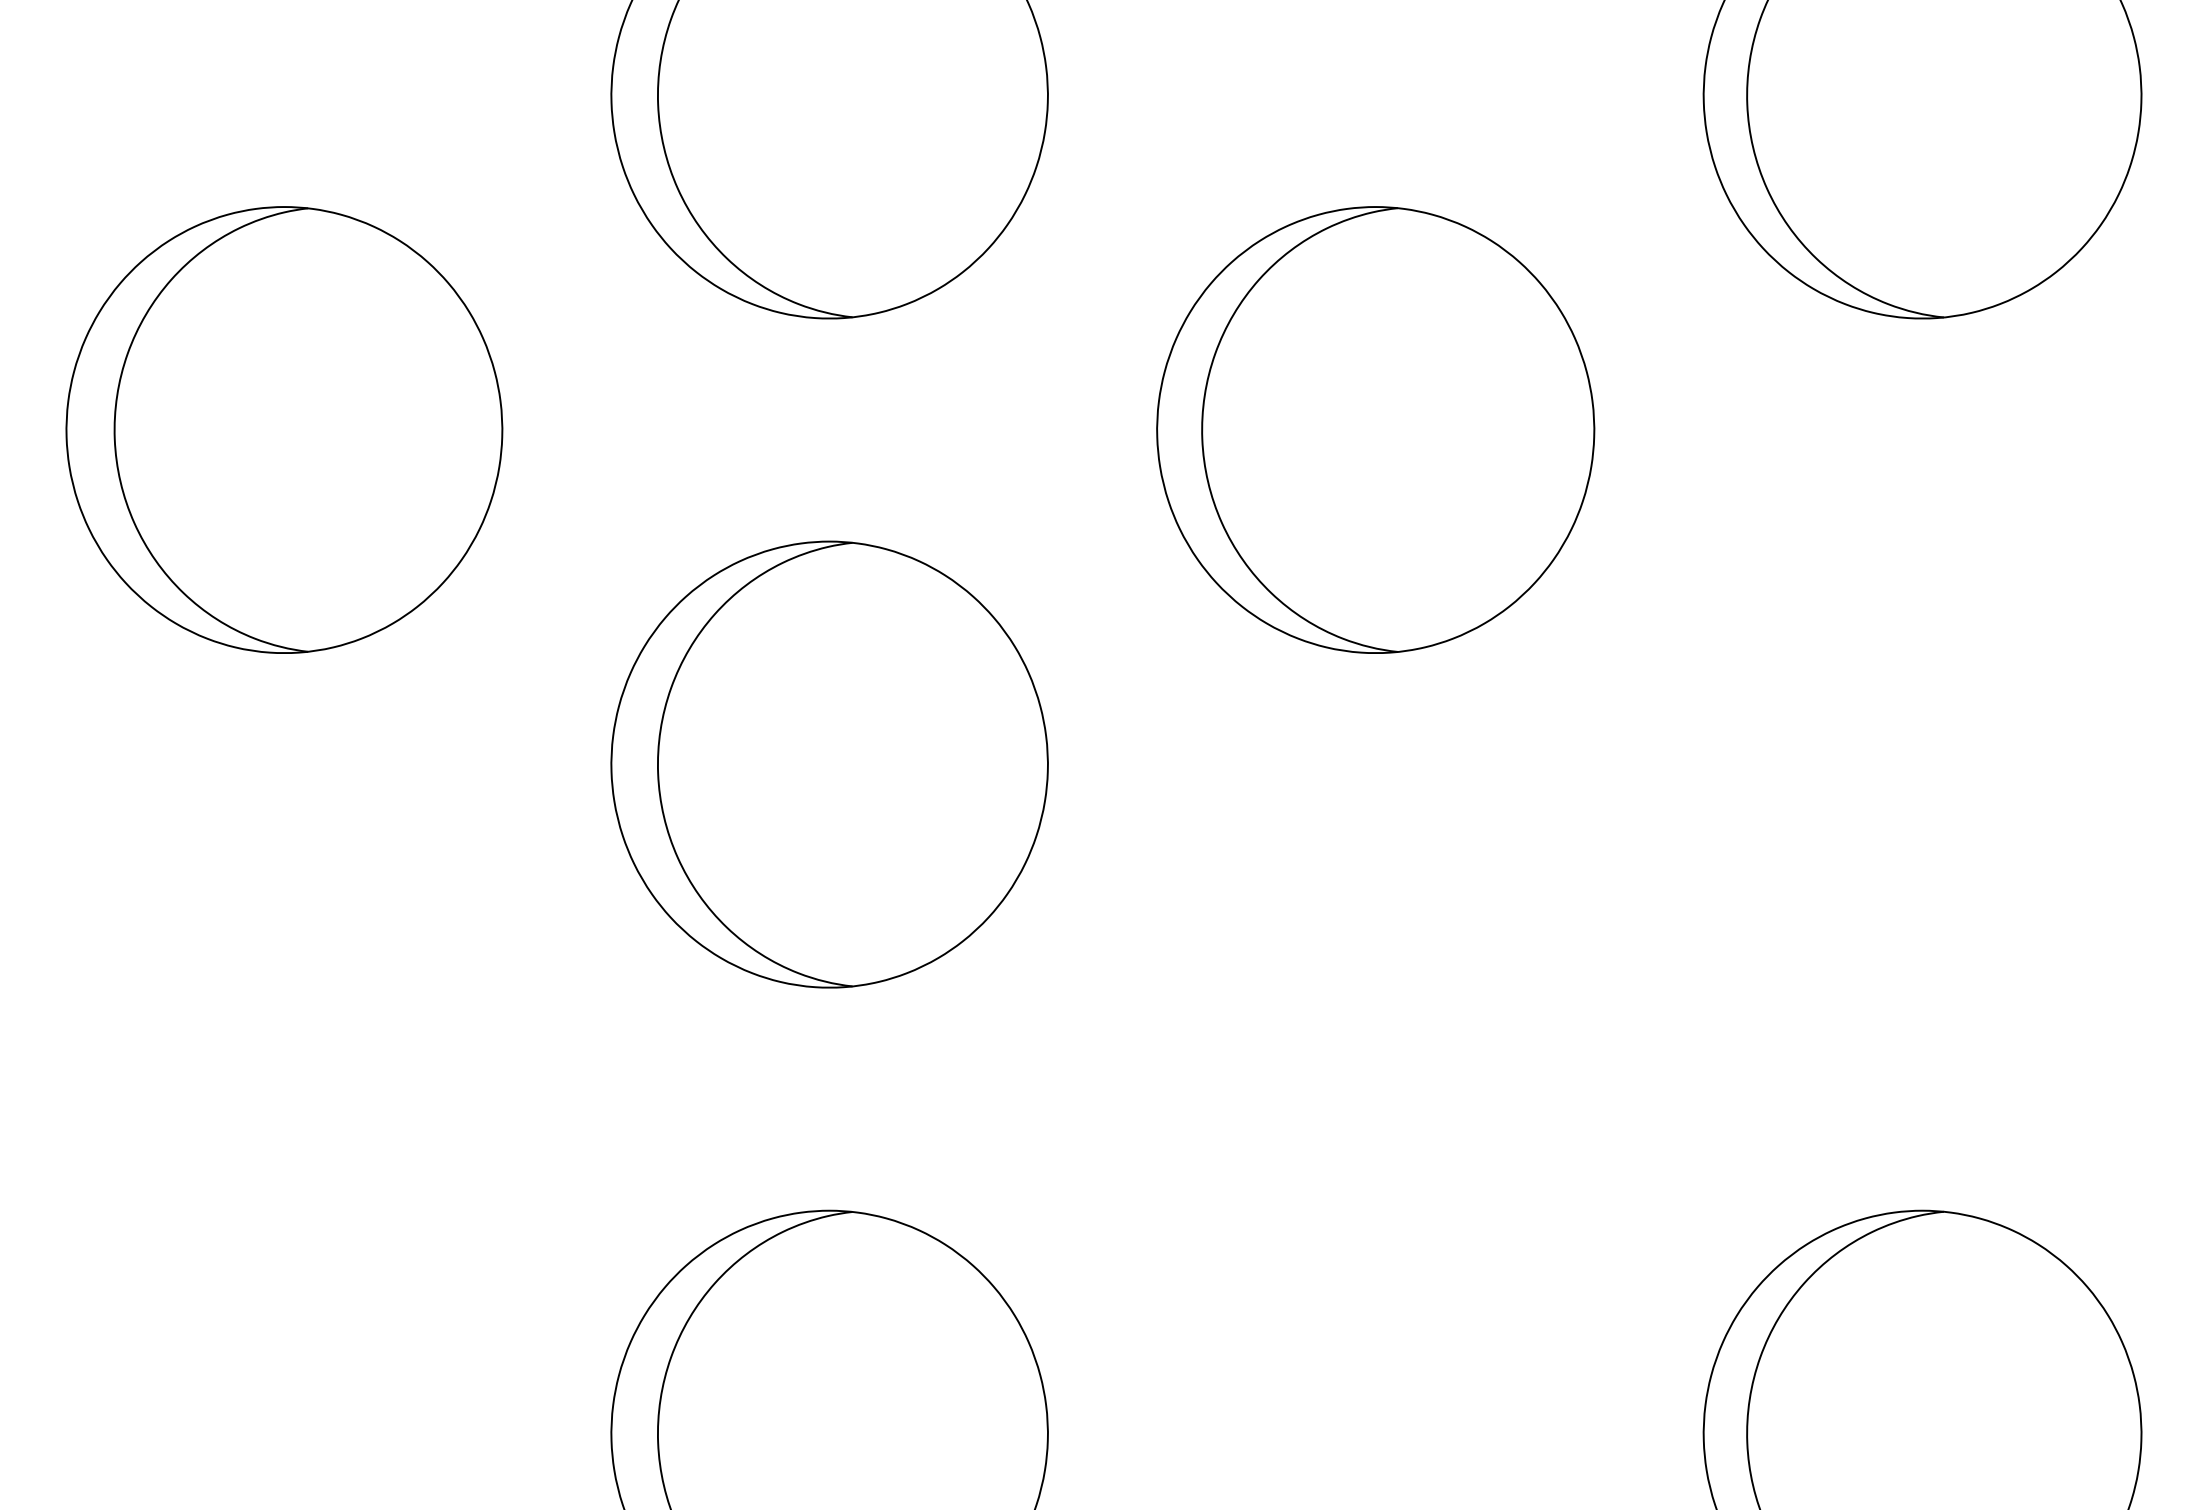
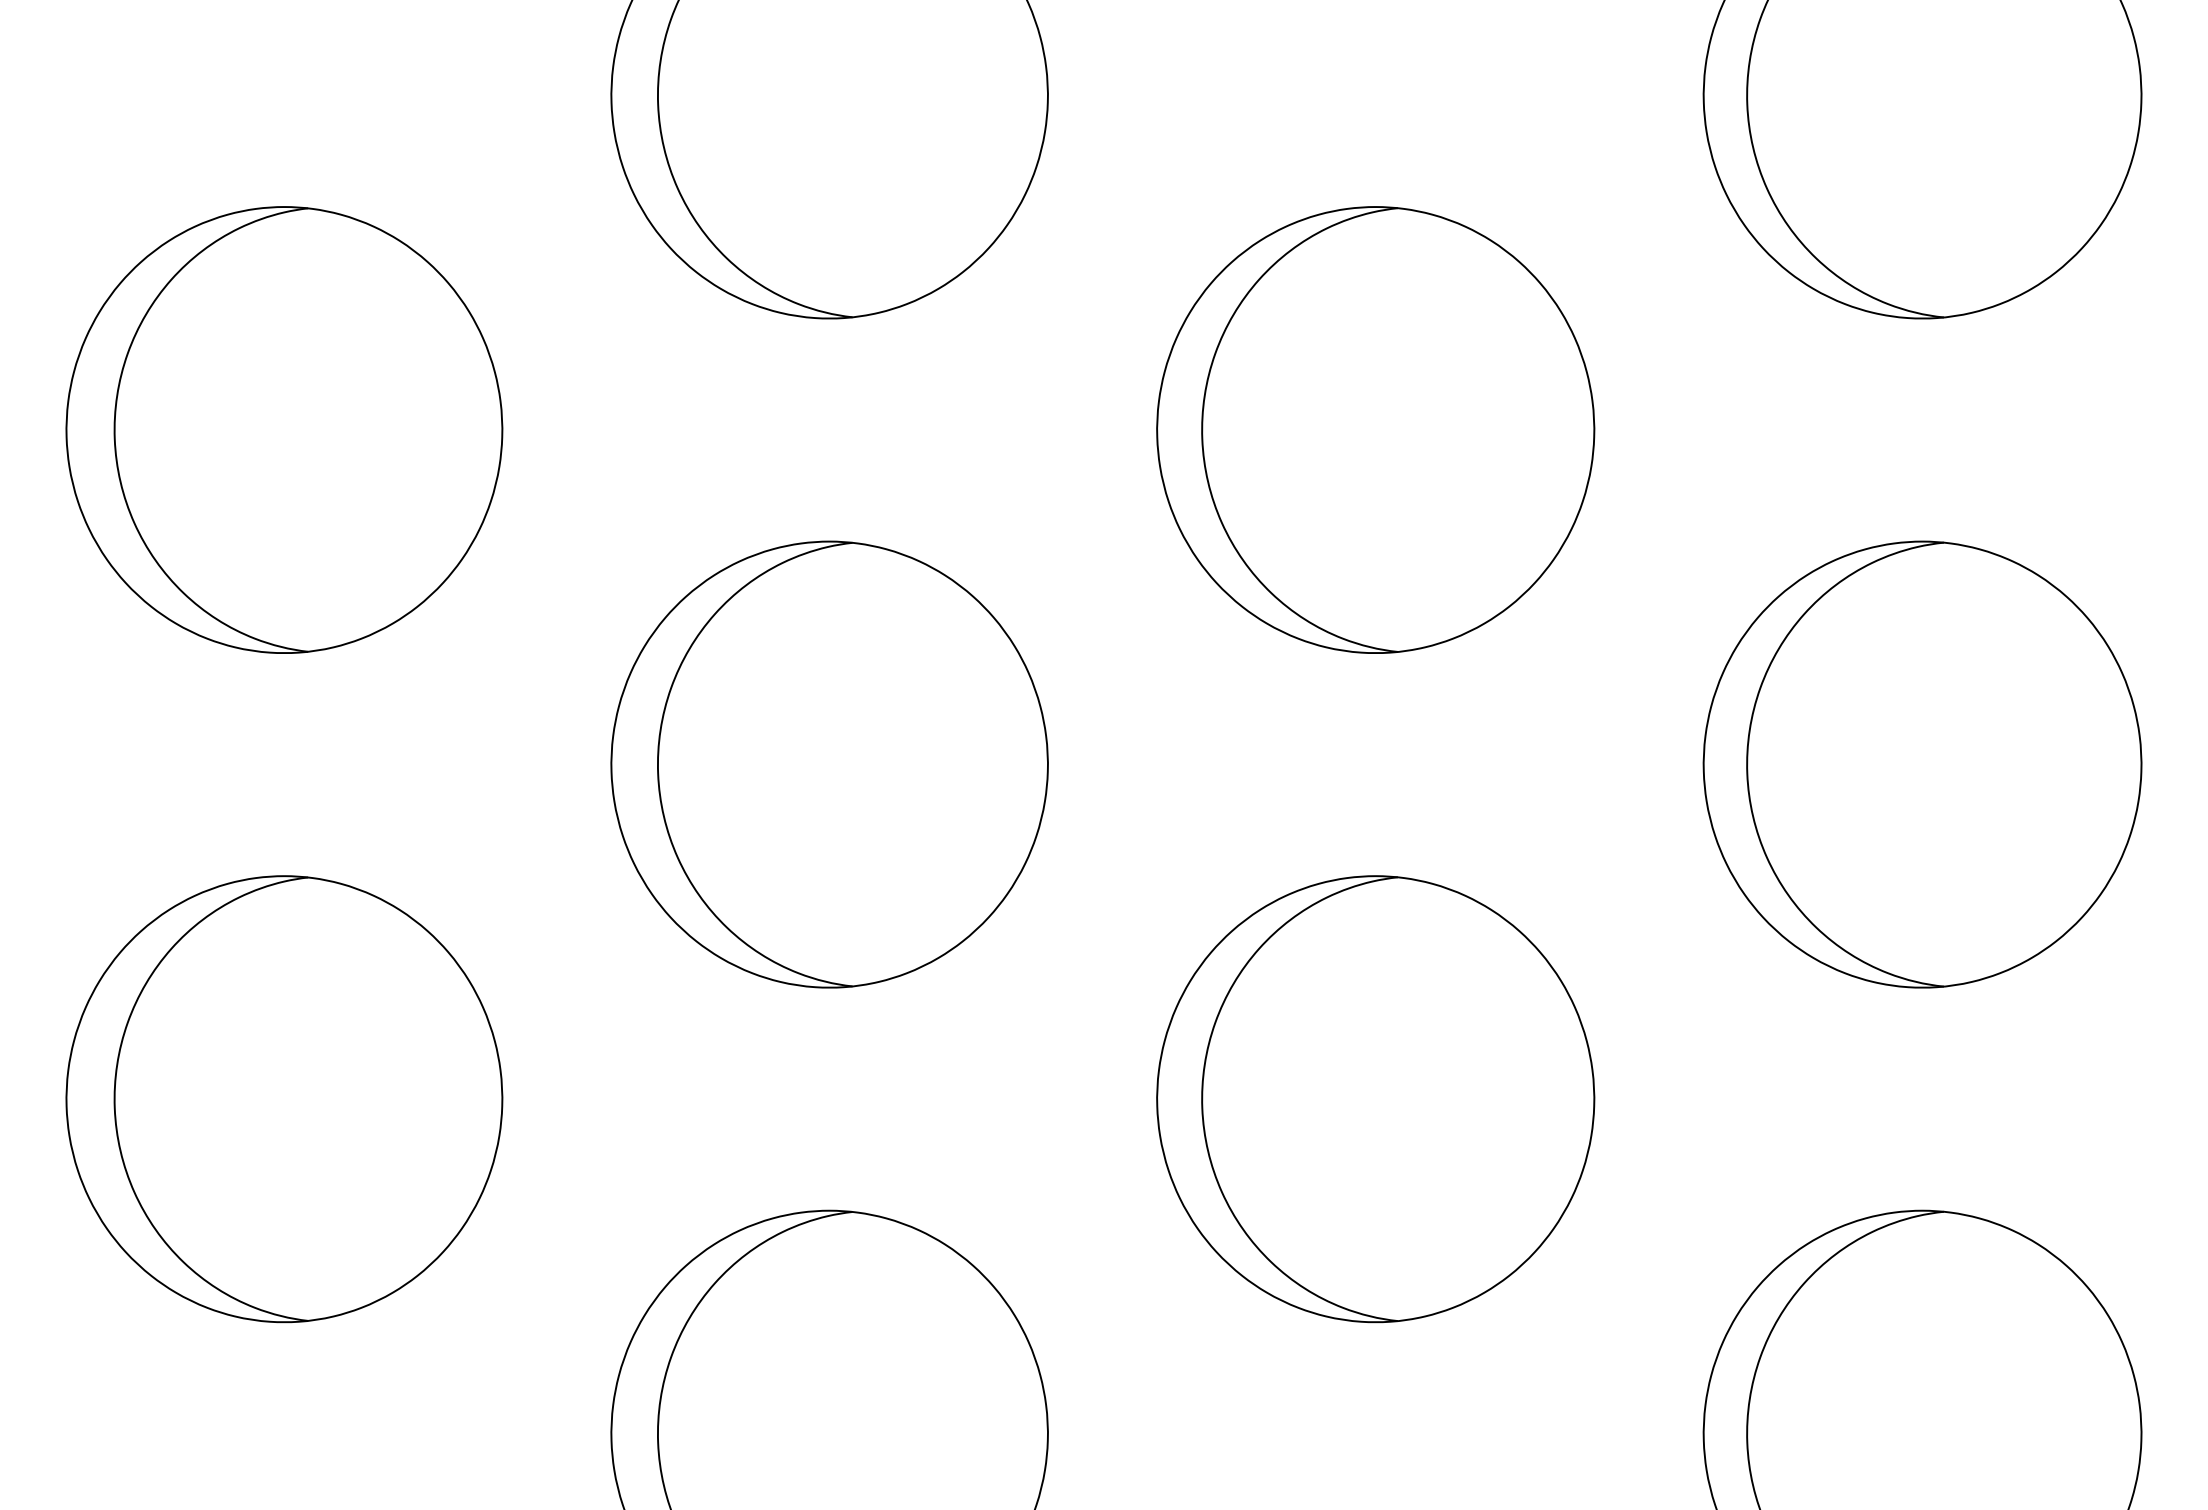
part: none -> present (1922, 764)
part: none -> present (284, 1099)
part: none -> present (1375, 1099)
